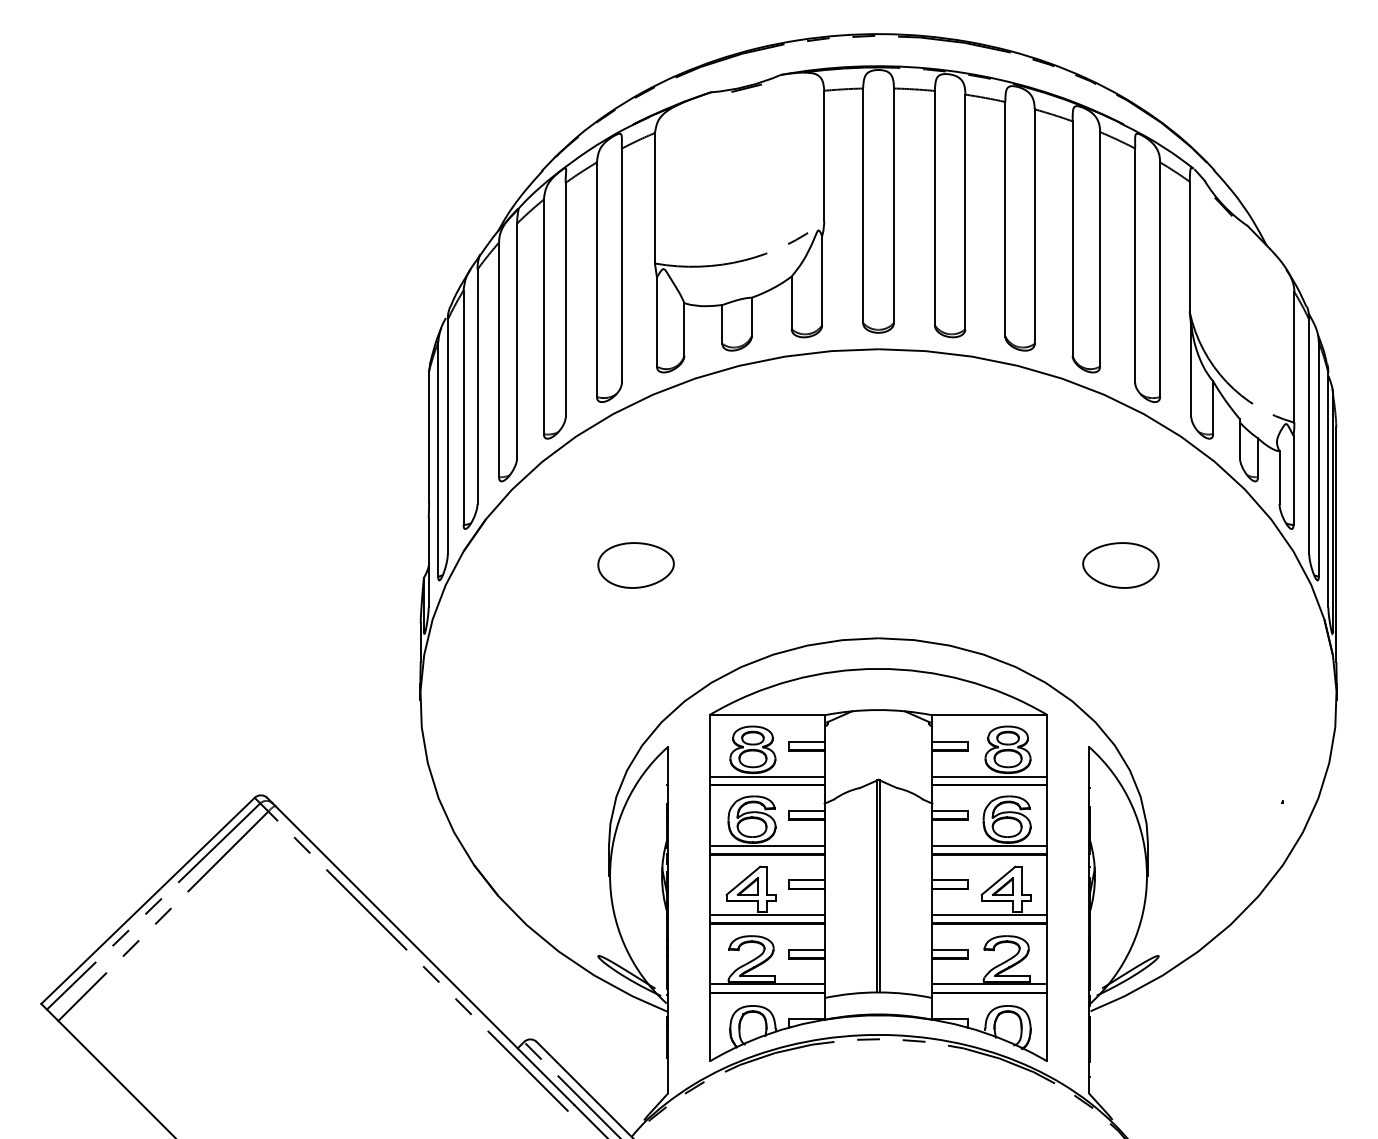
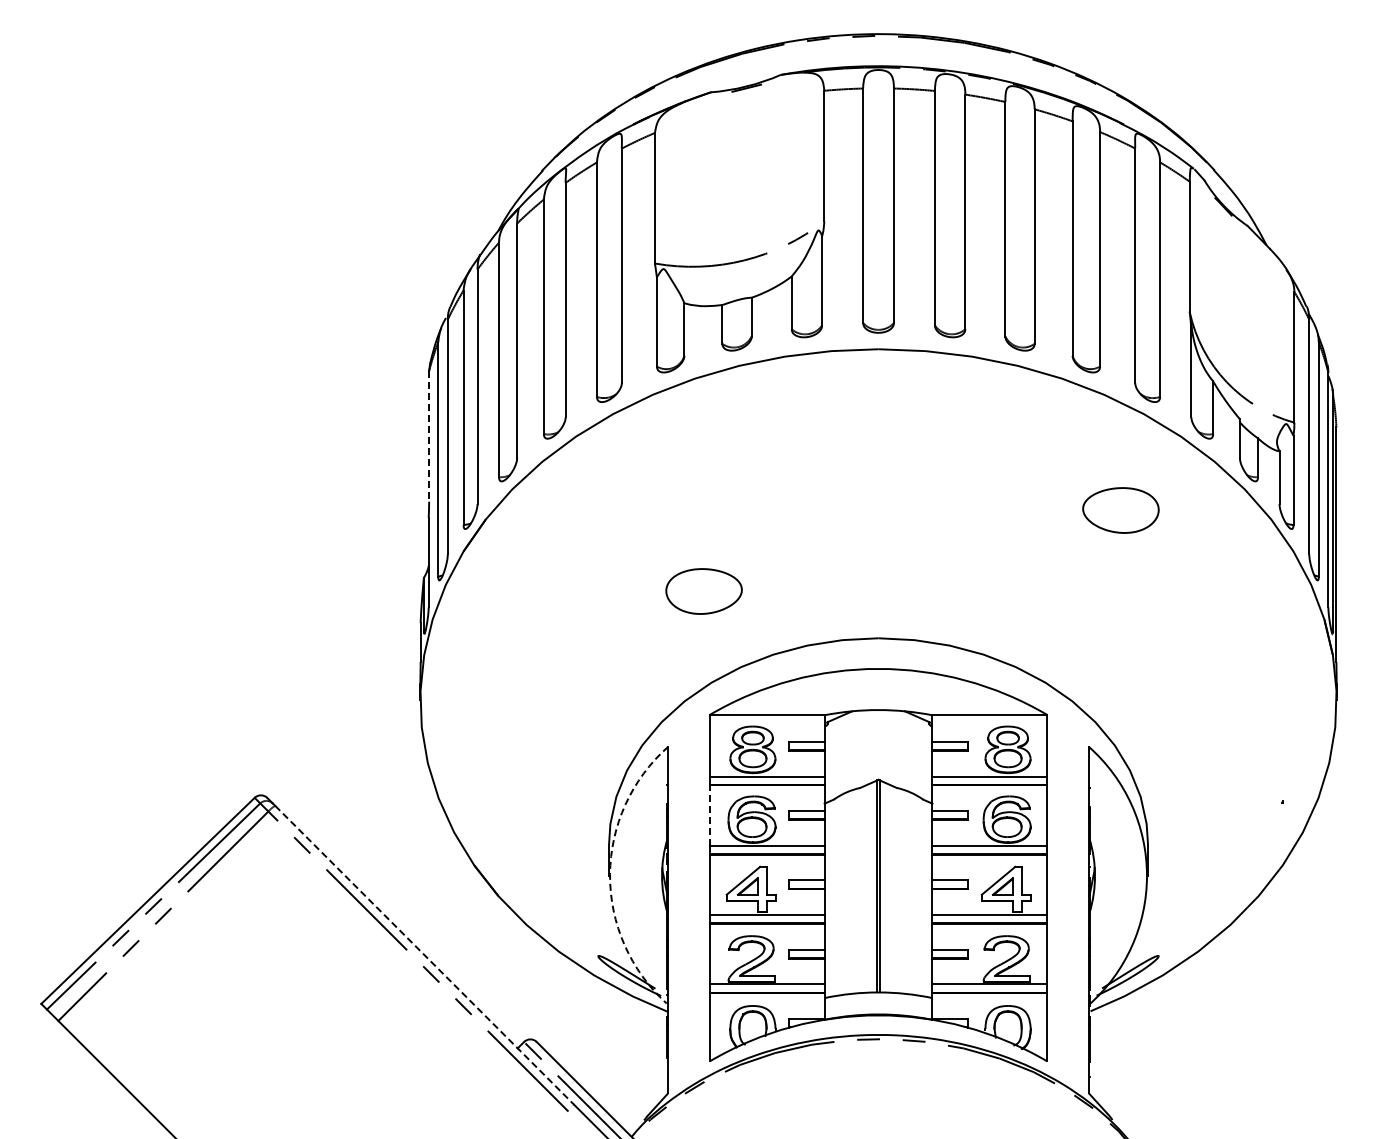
line: solid -> dashed (429, 436)
part position: (635, 565) -> (703, 591) (703, 591)
part position: (1120, 565) -> (1120, 510) (1120, 510)
line: solid -> dashed (709, 815)
arc: solid -> dashed (610, 874)
line: solid -> dashed (424, 955)
